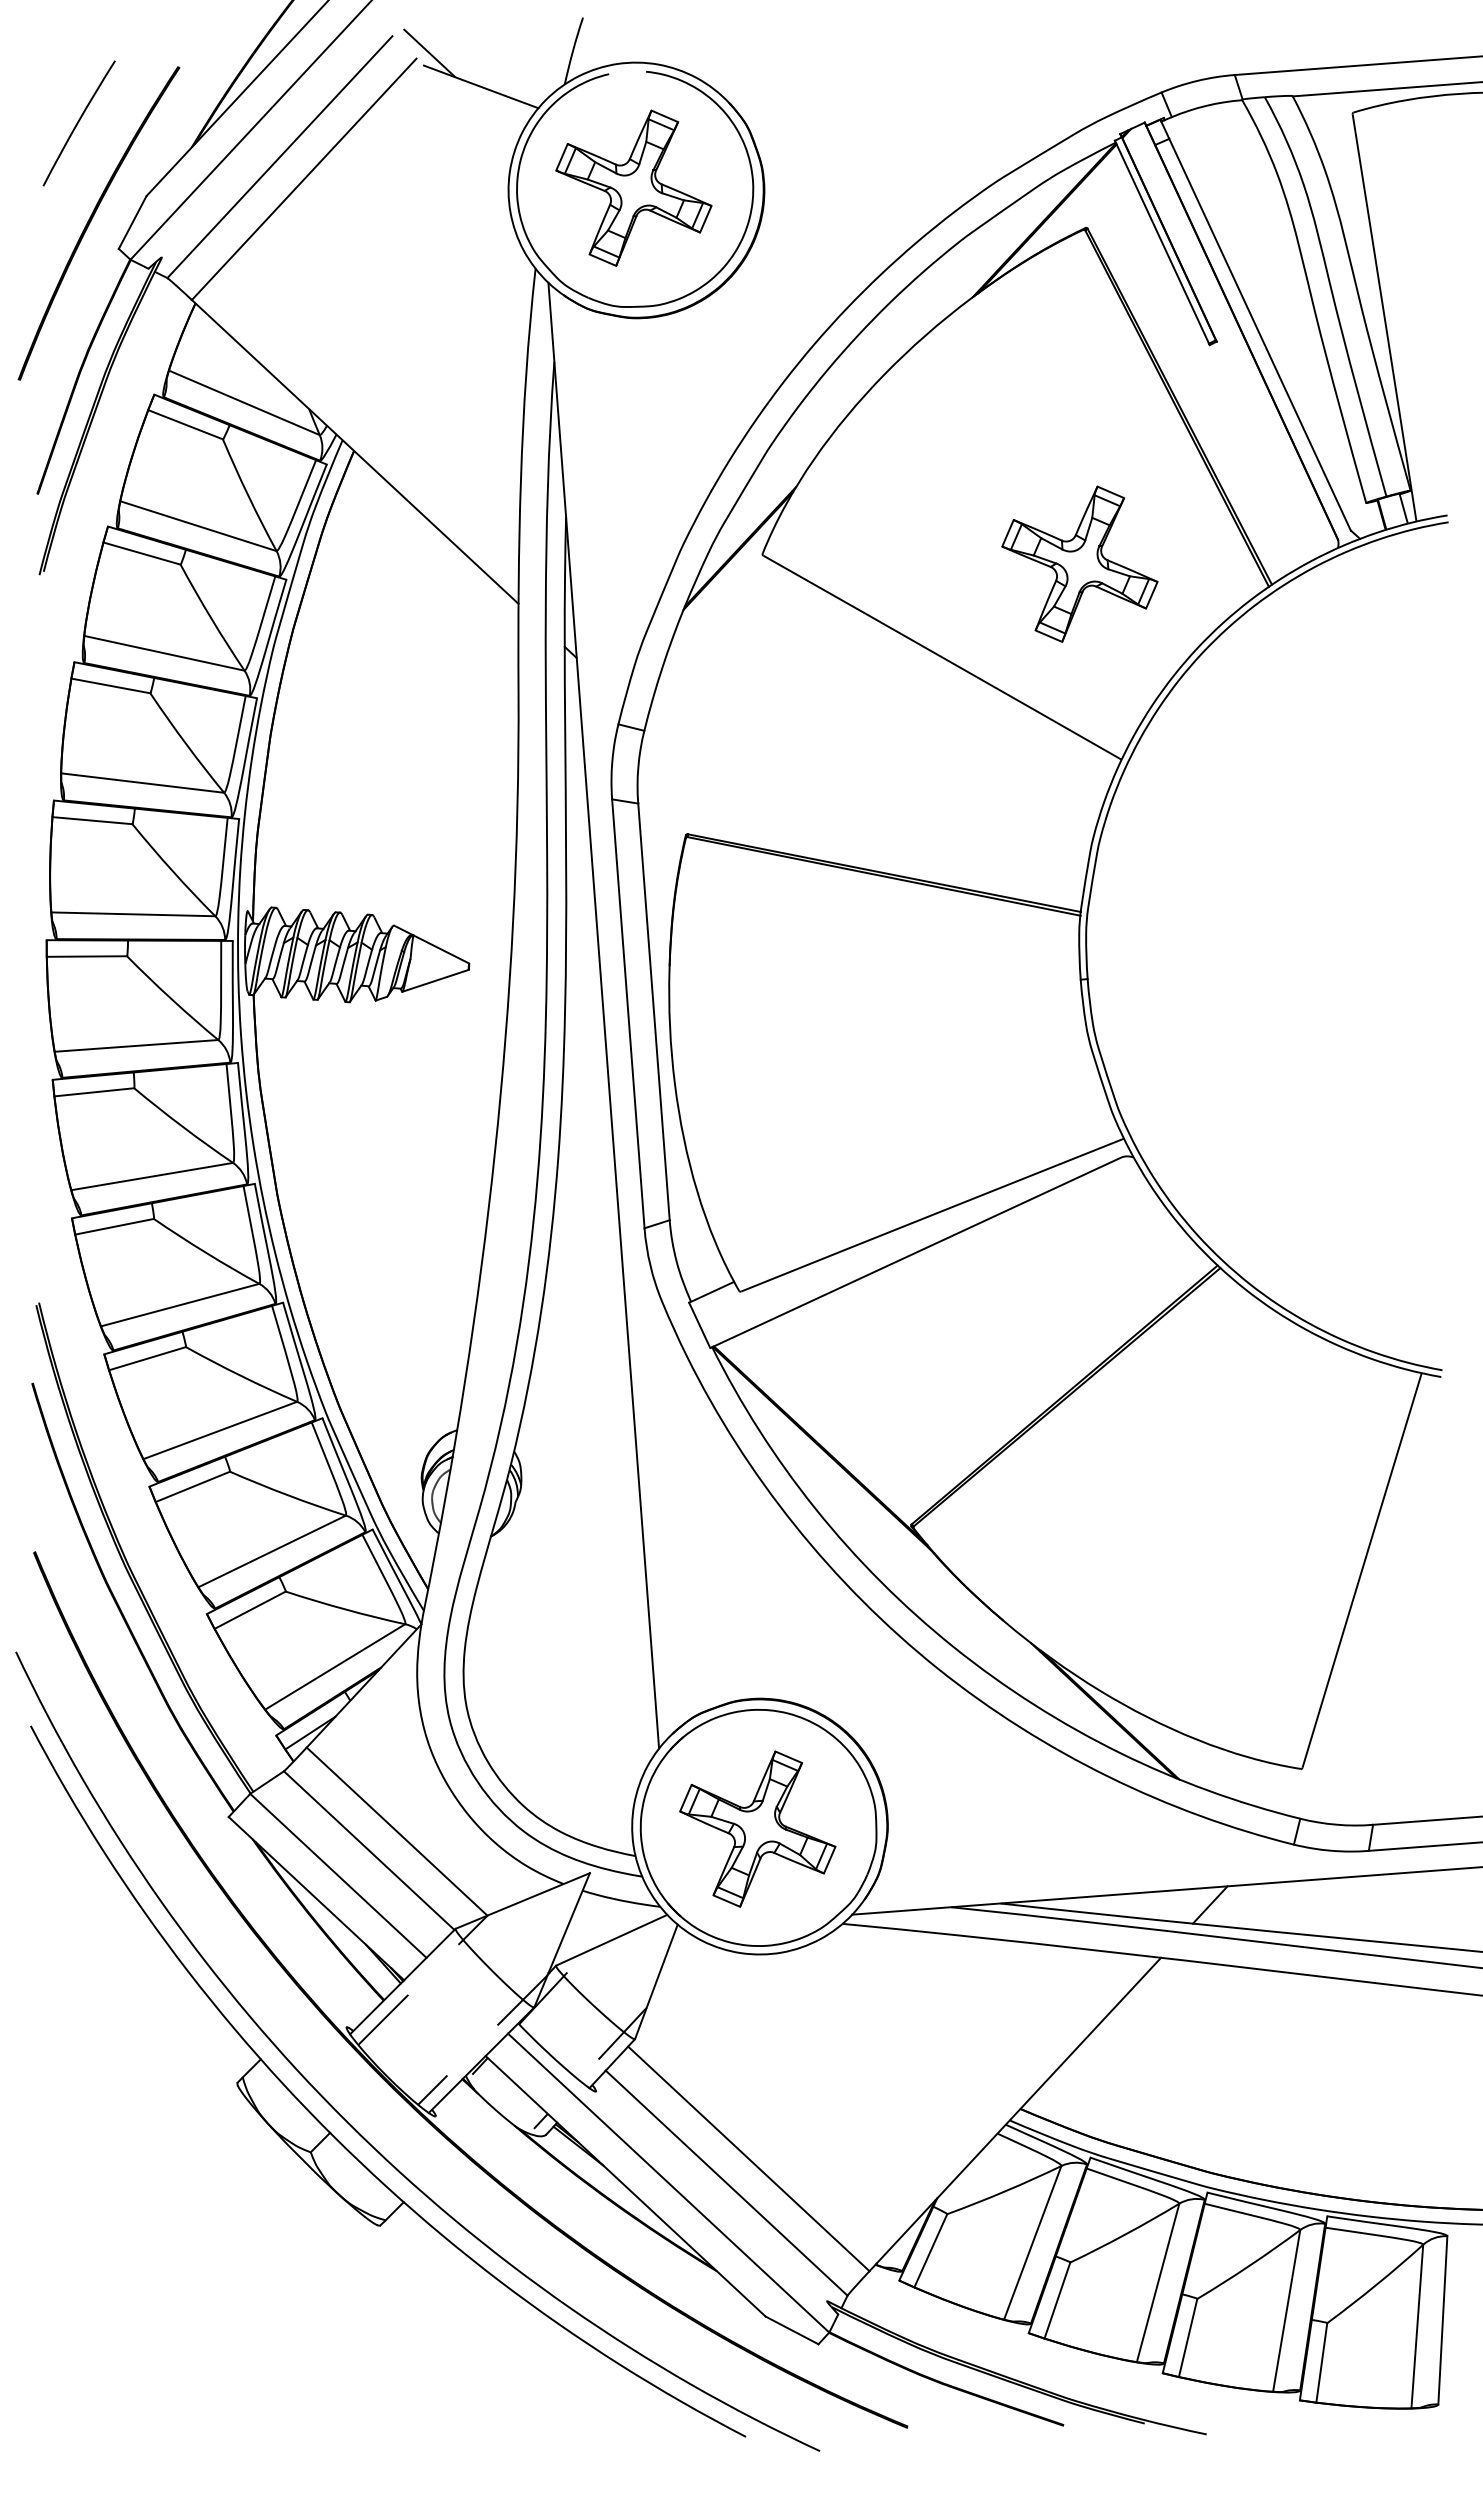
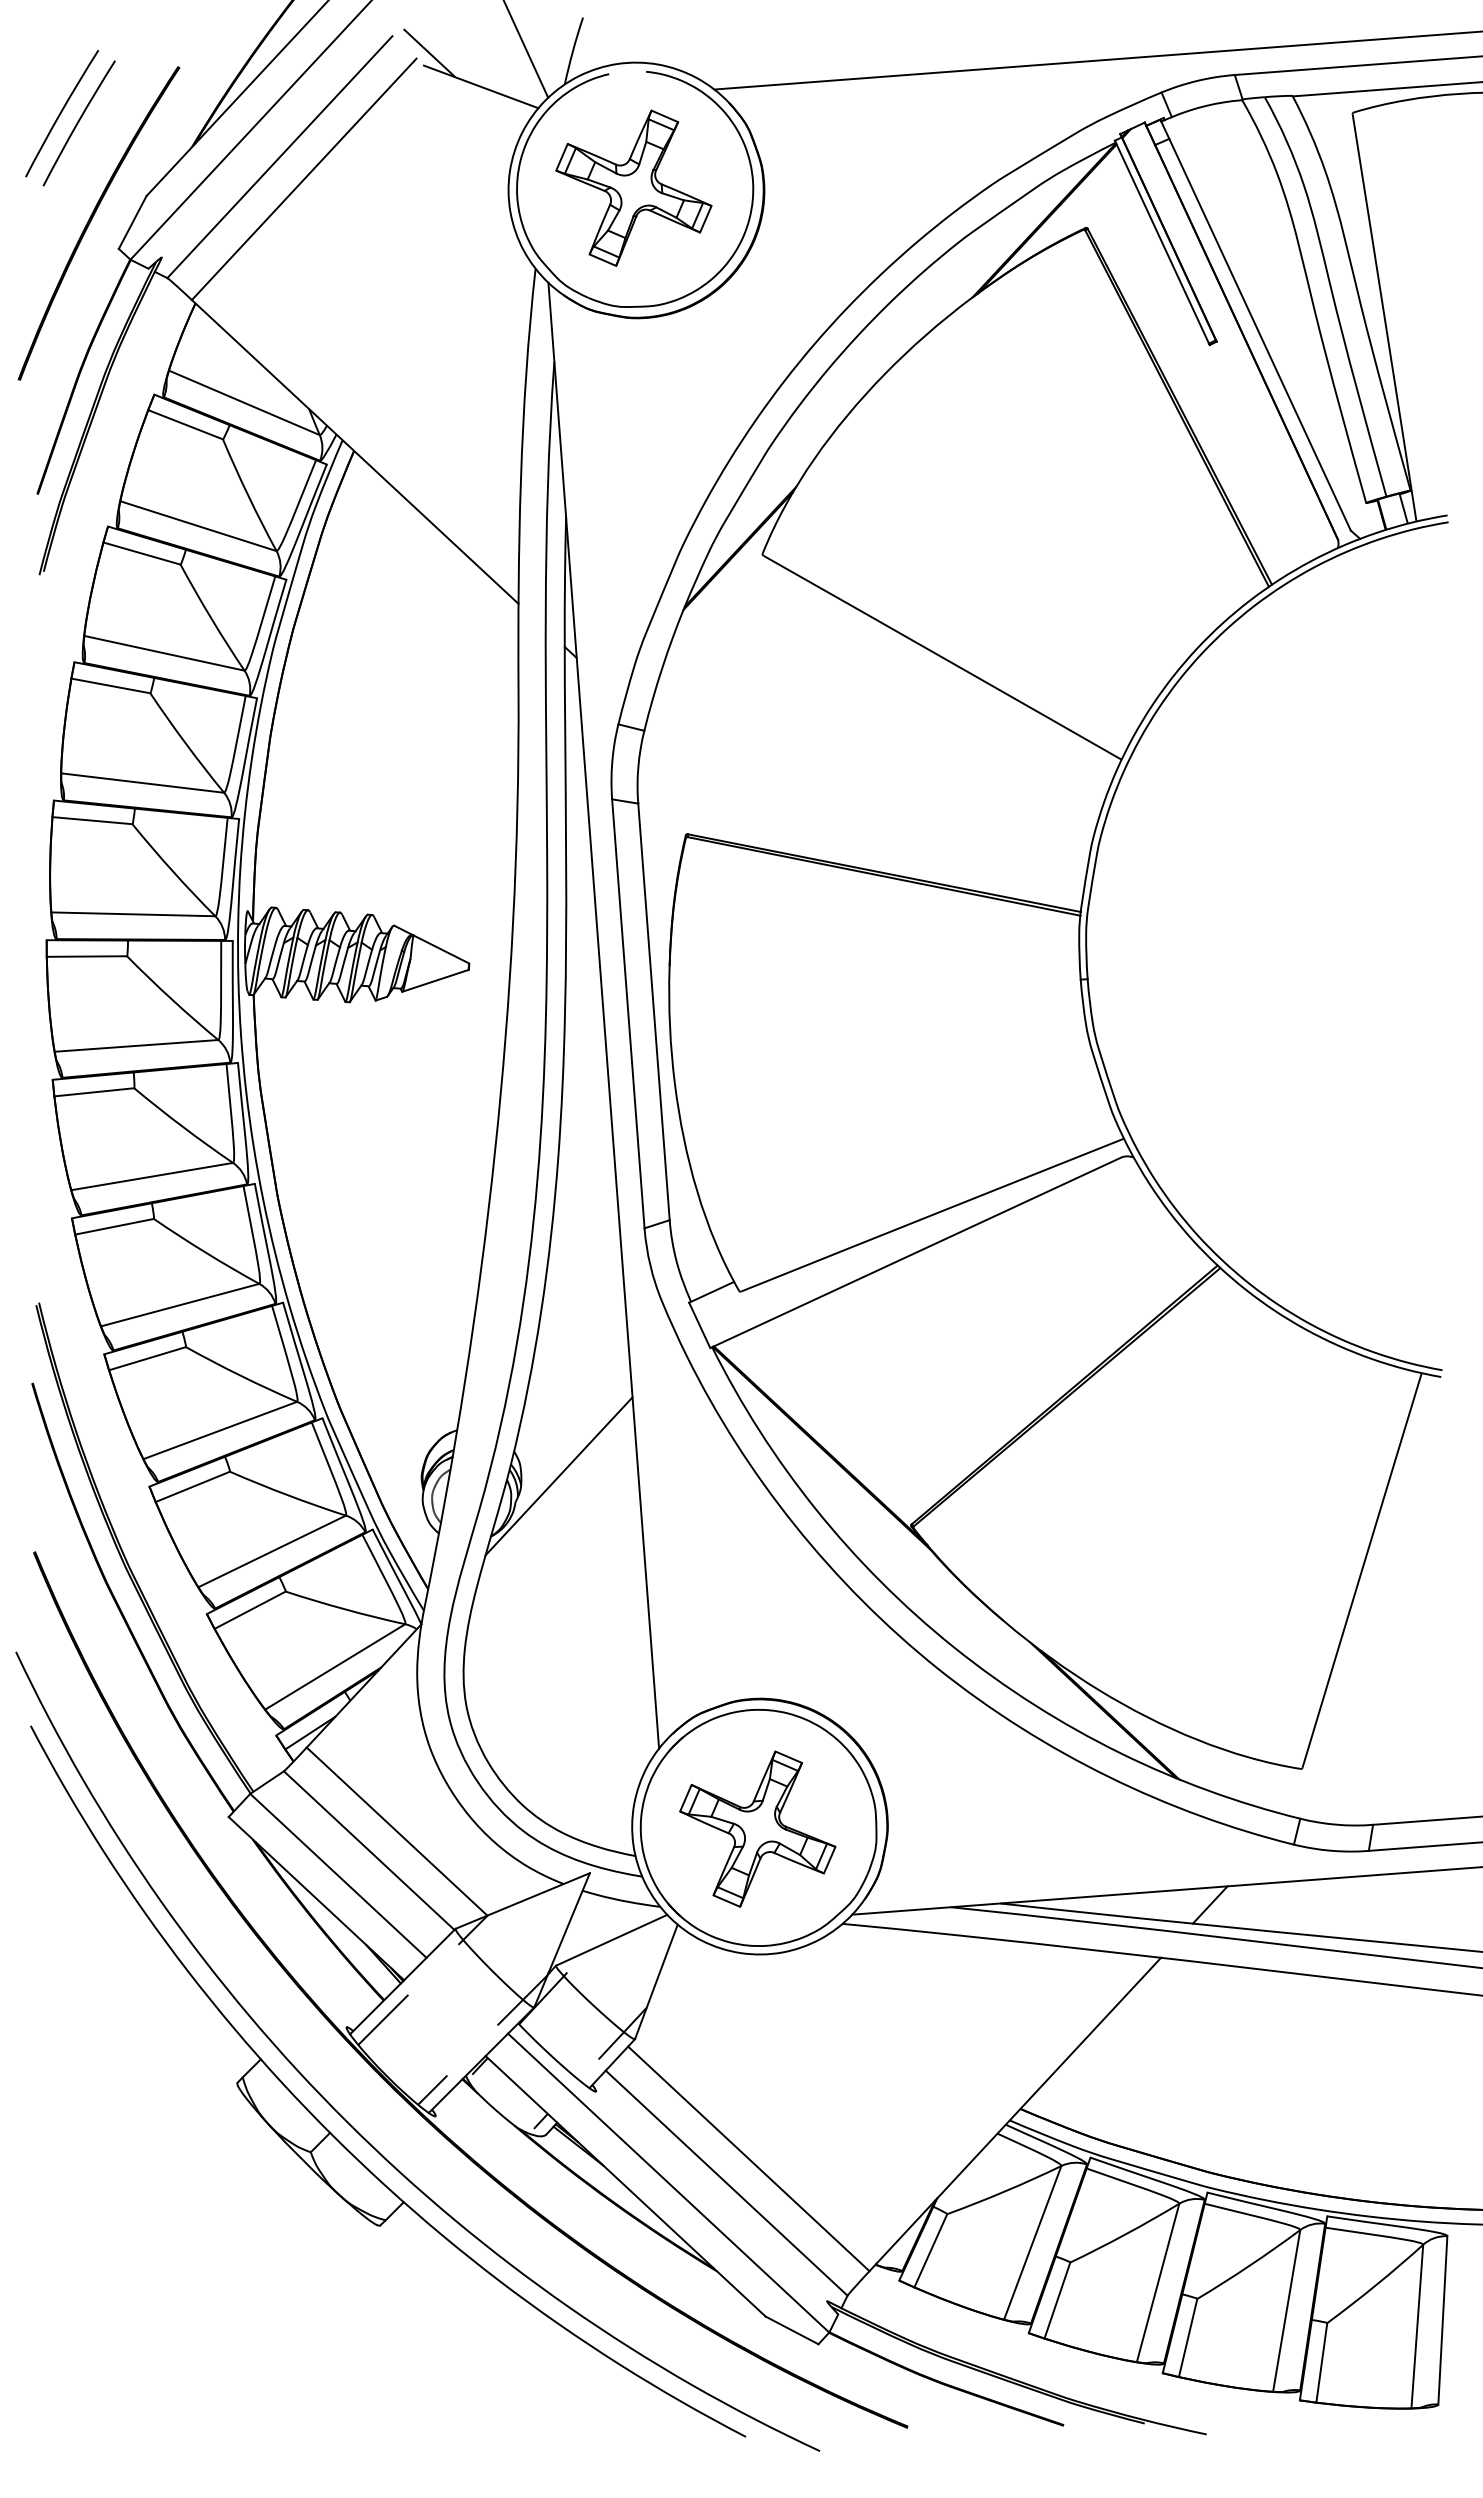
line: none -> present (526, 49)
line: none -> present (1096, 60)
curve: none -> present (61, 113)
part: present -> none (1079, 563)
line: none -> present (558, 1476)
